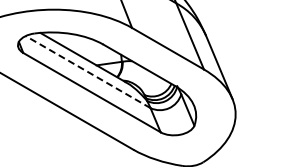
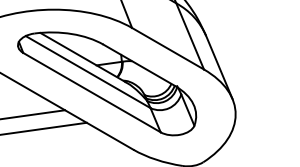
line: dashed -> solid (87, 71)
line: none -> present (33, 114)
line: none -> present (44, 128)
